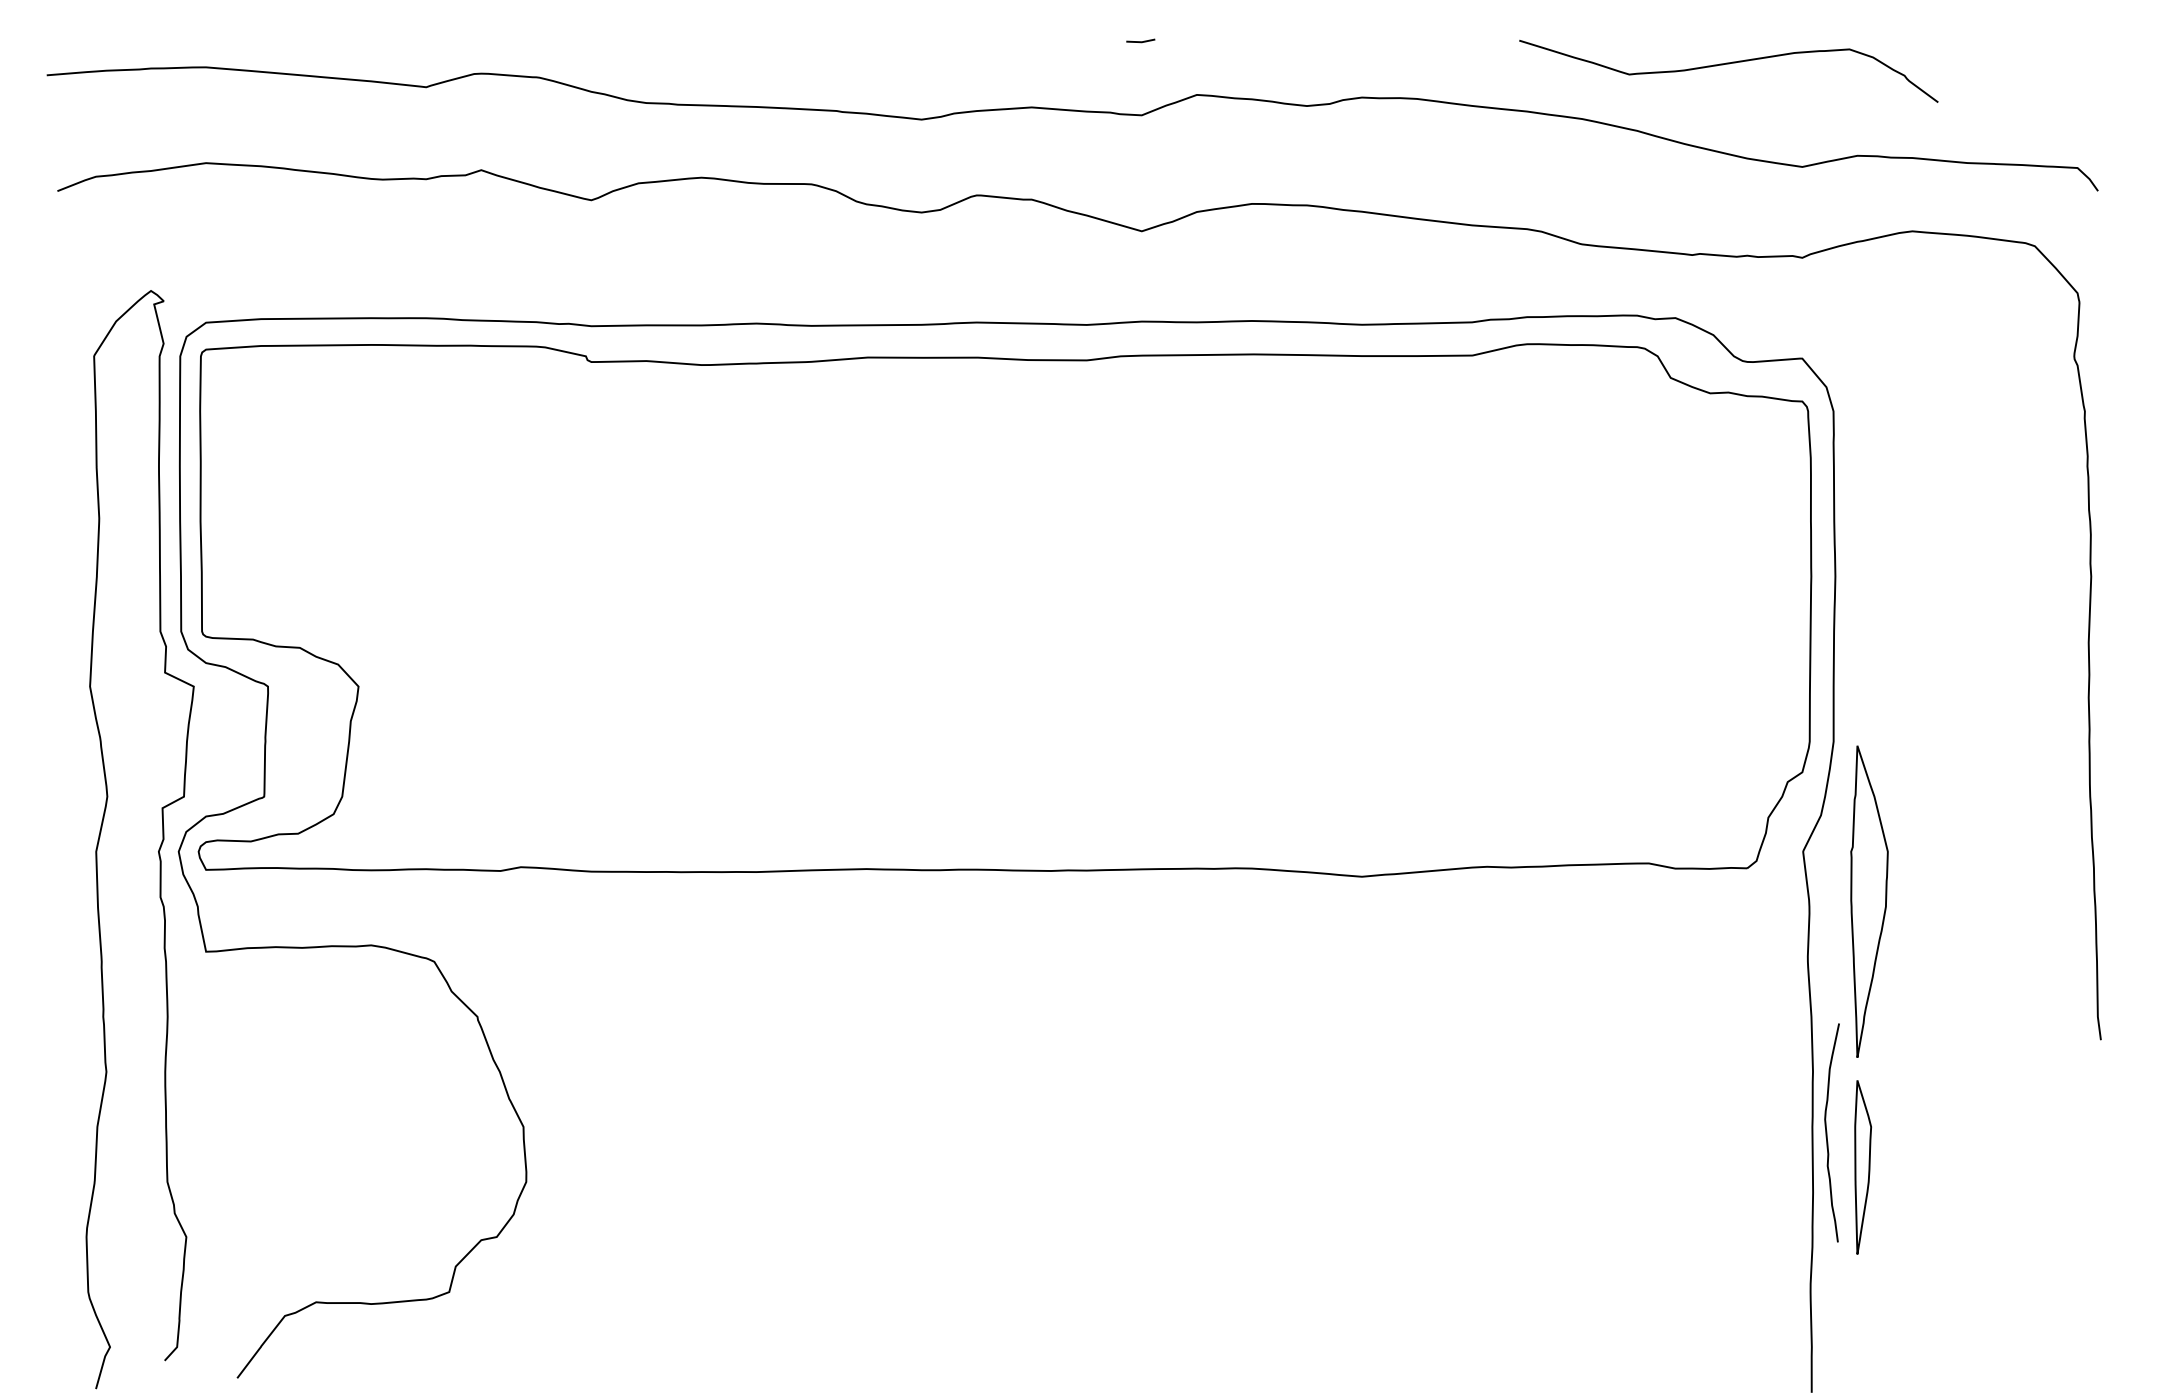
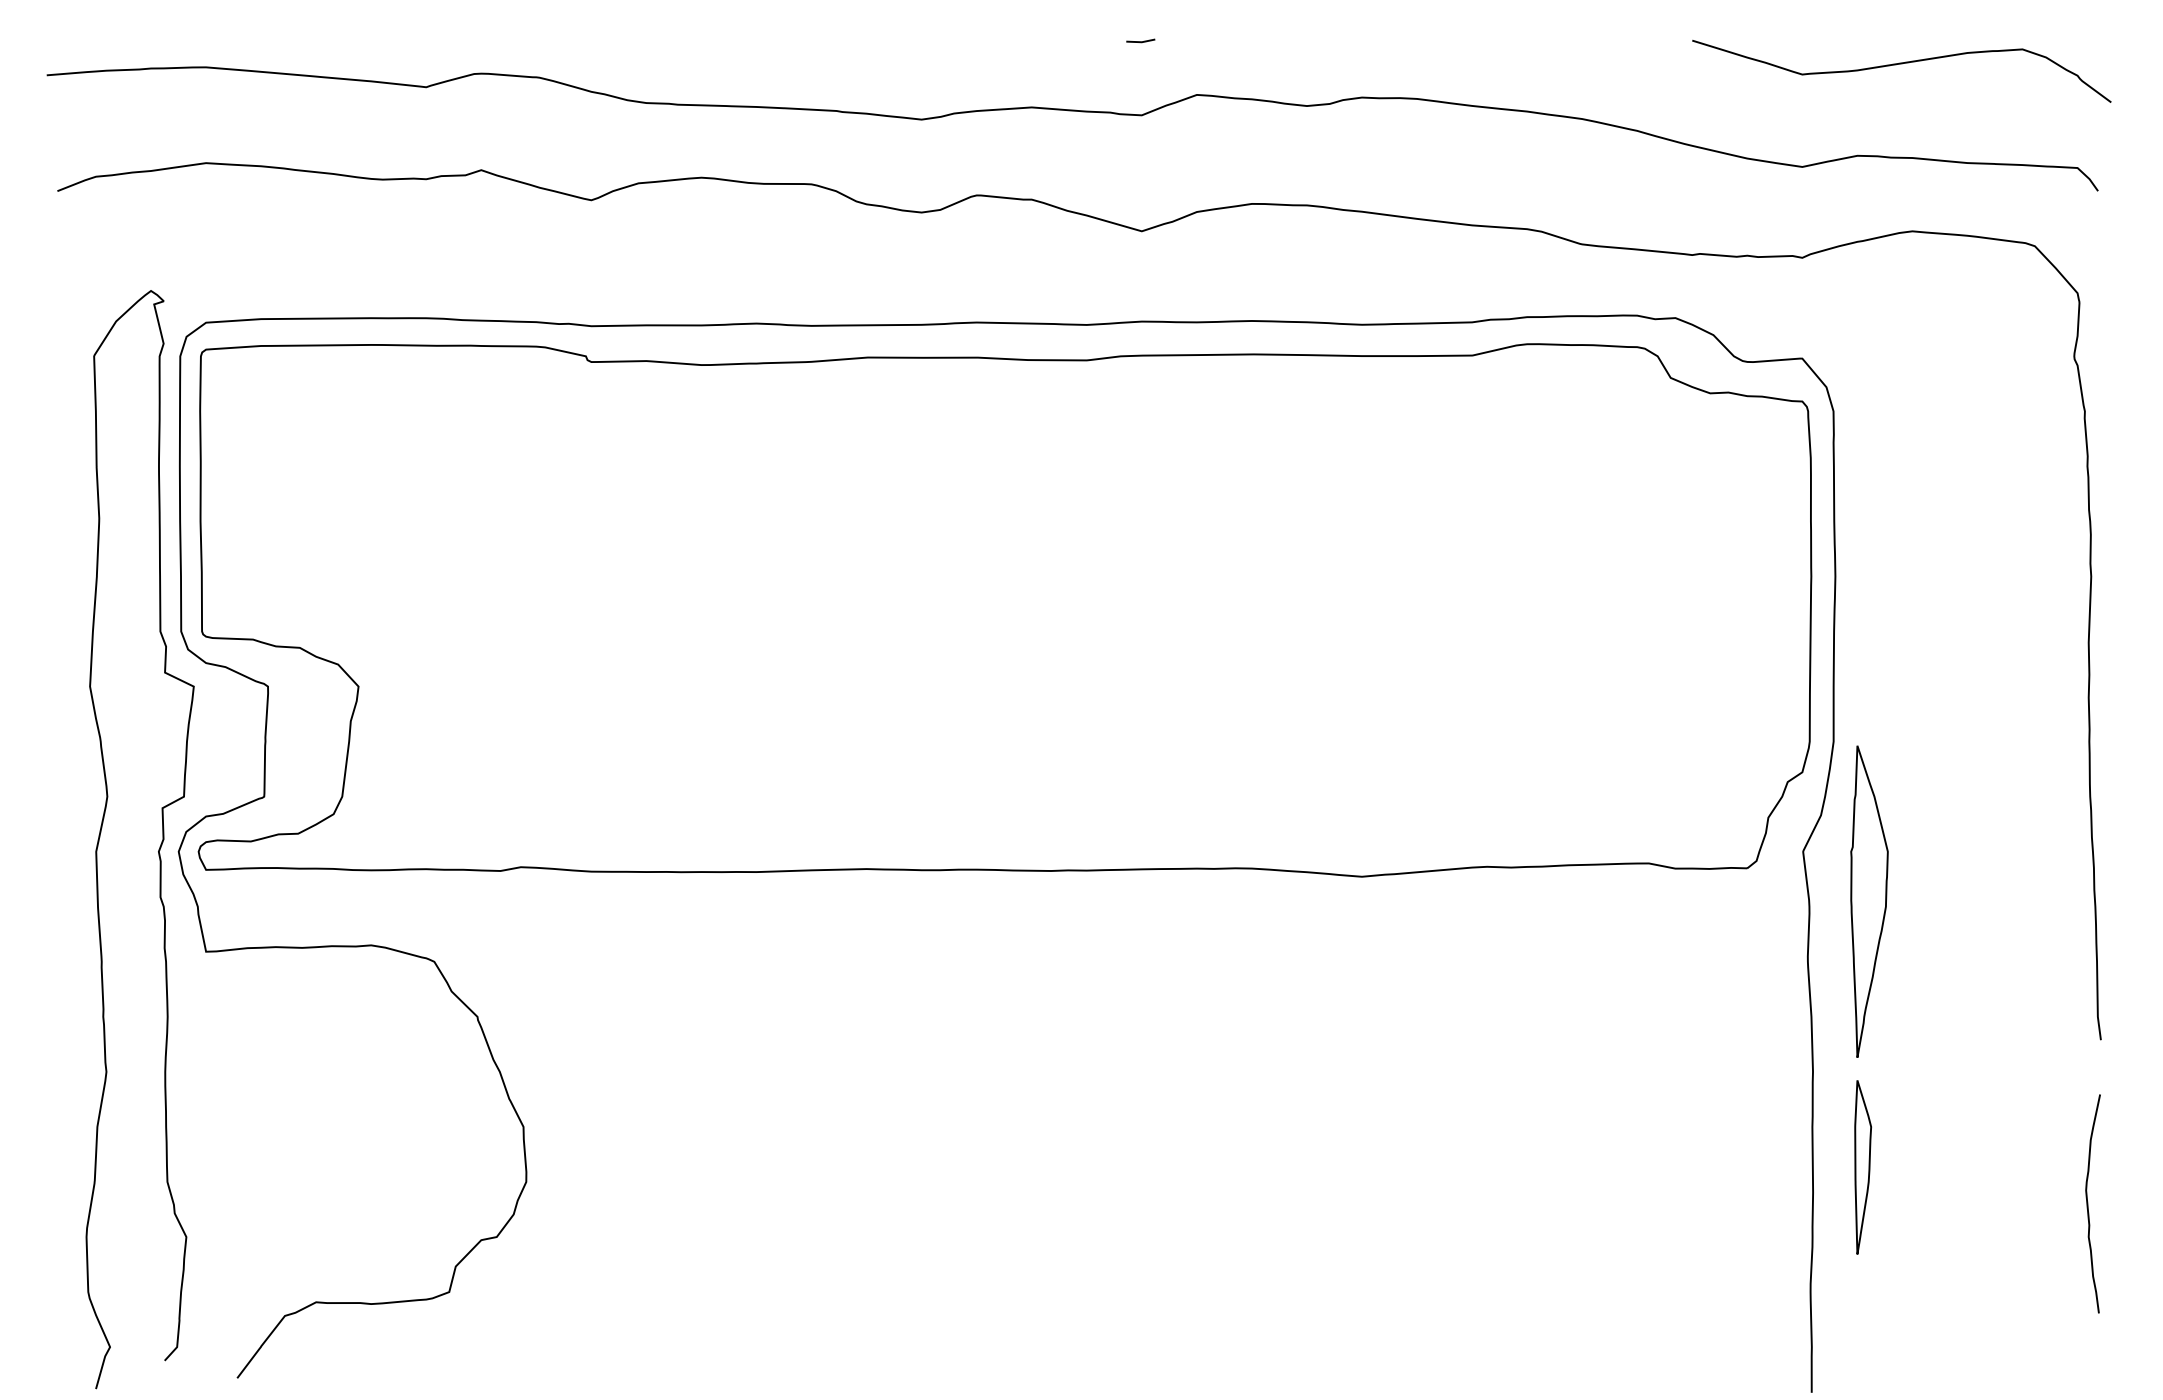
curve position: (1728, 64) -> (1901, 64) (1901, 64)
curve position: (1827, 1132) -> (2088, 1203) (2088, 1203)
